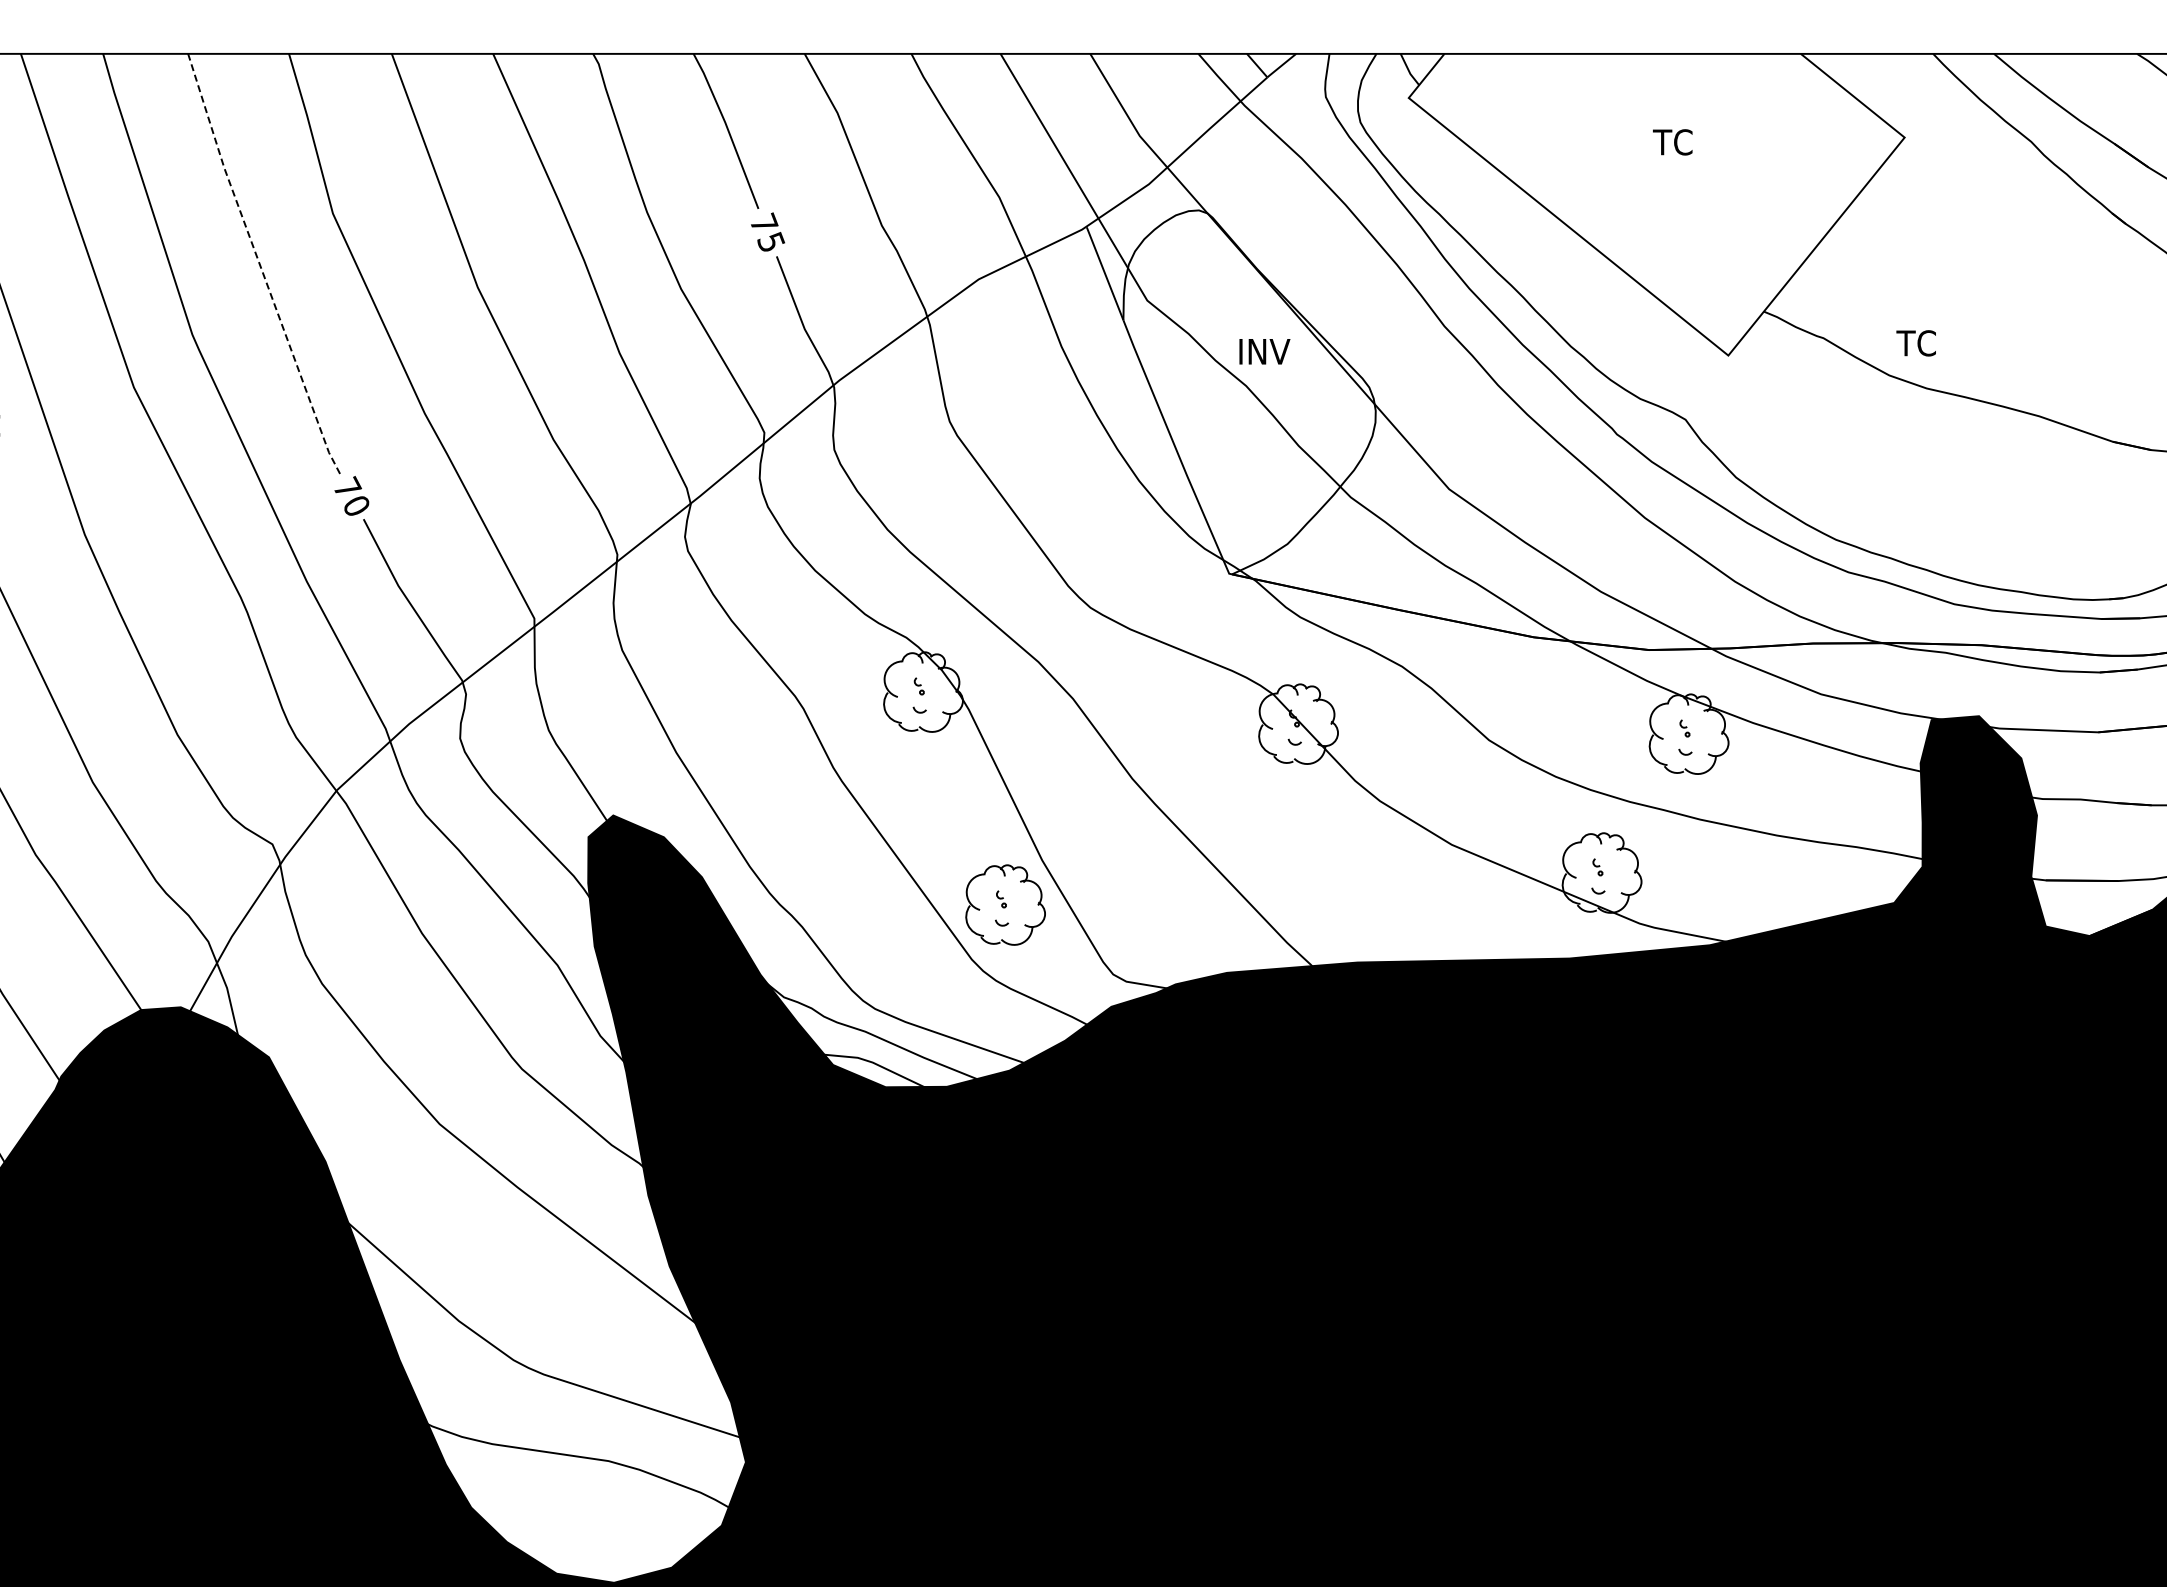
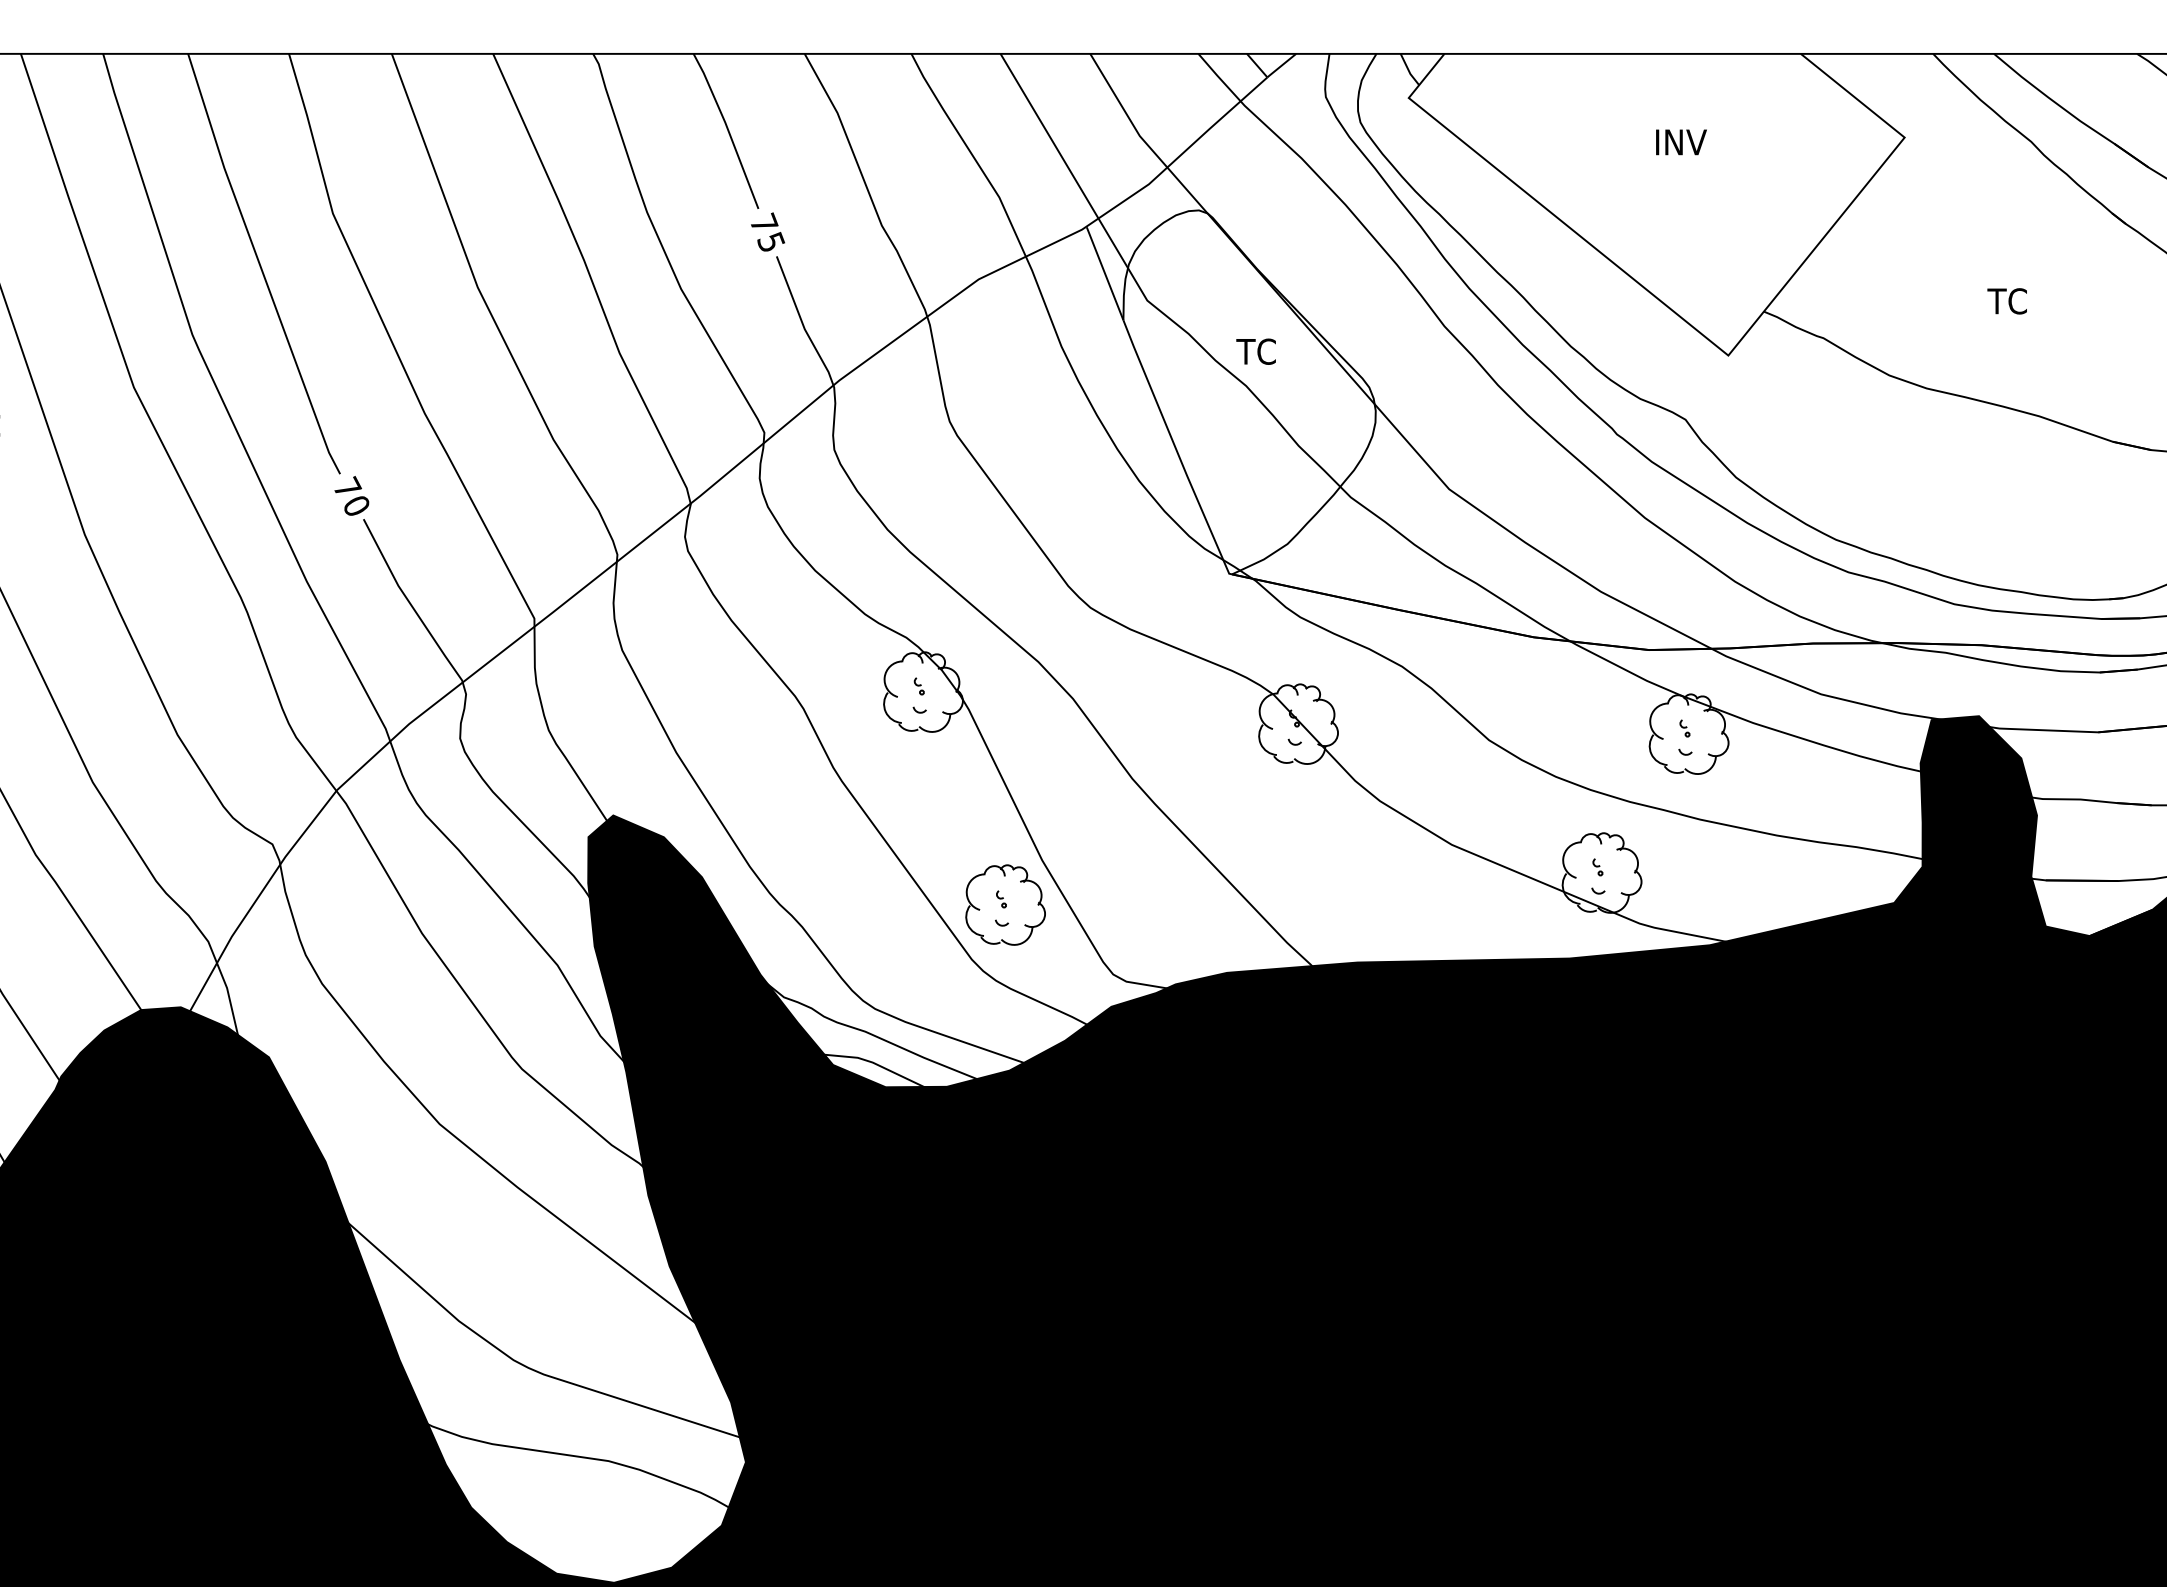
text: TC -> INV (1679, 142)
line: dashed -> solid (260, 266)
text position: (1915, 343) -> (2006, 301) (2006, 301)
text: INV -> TC (1263, 351)
